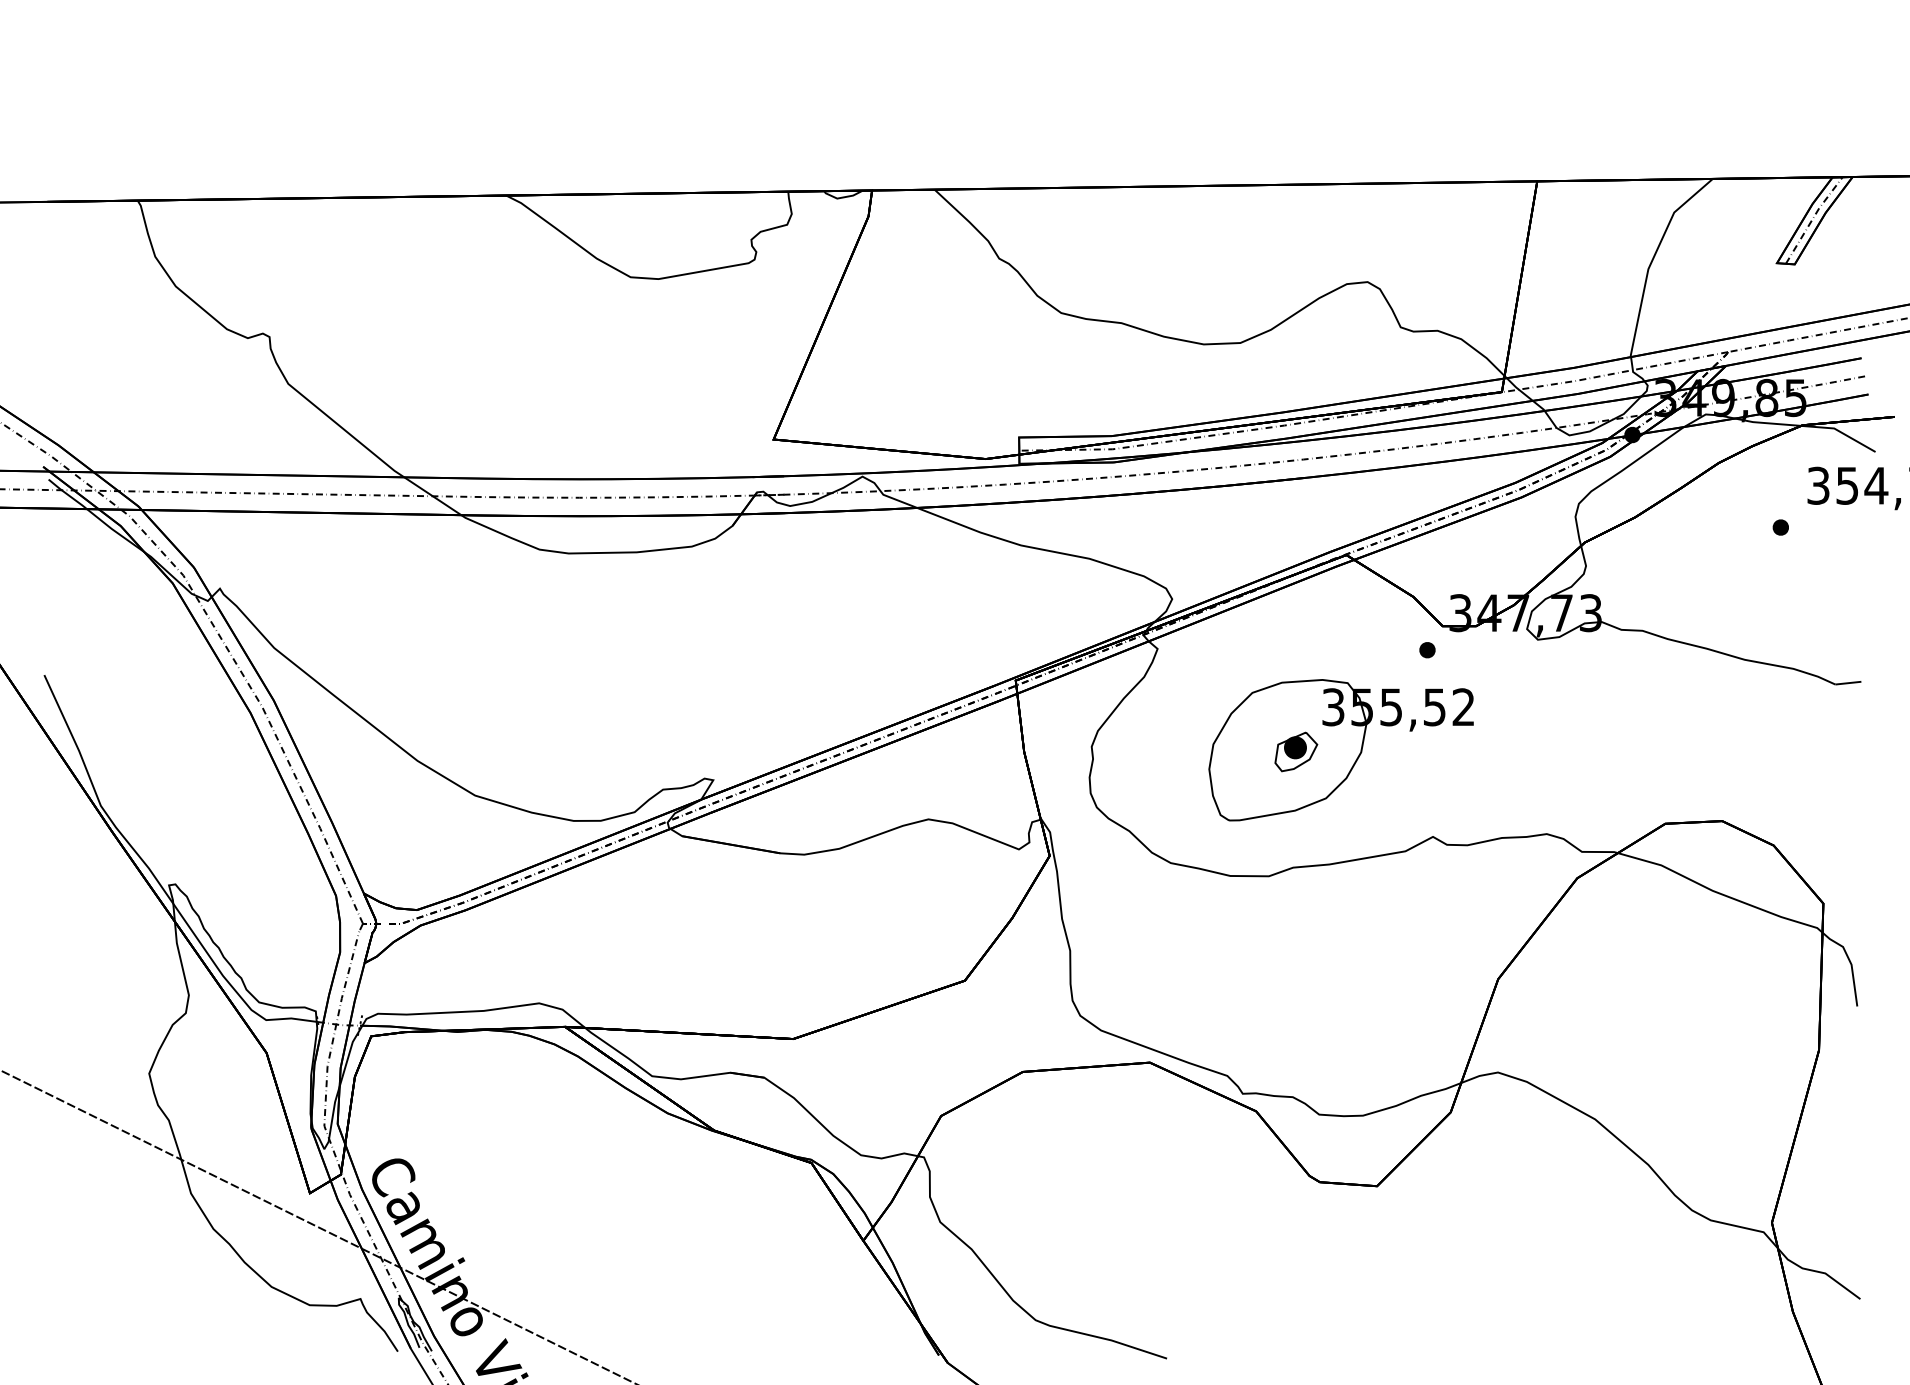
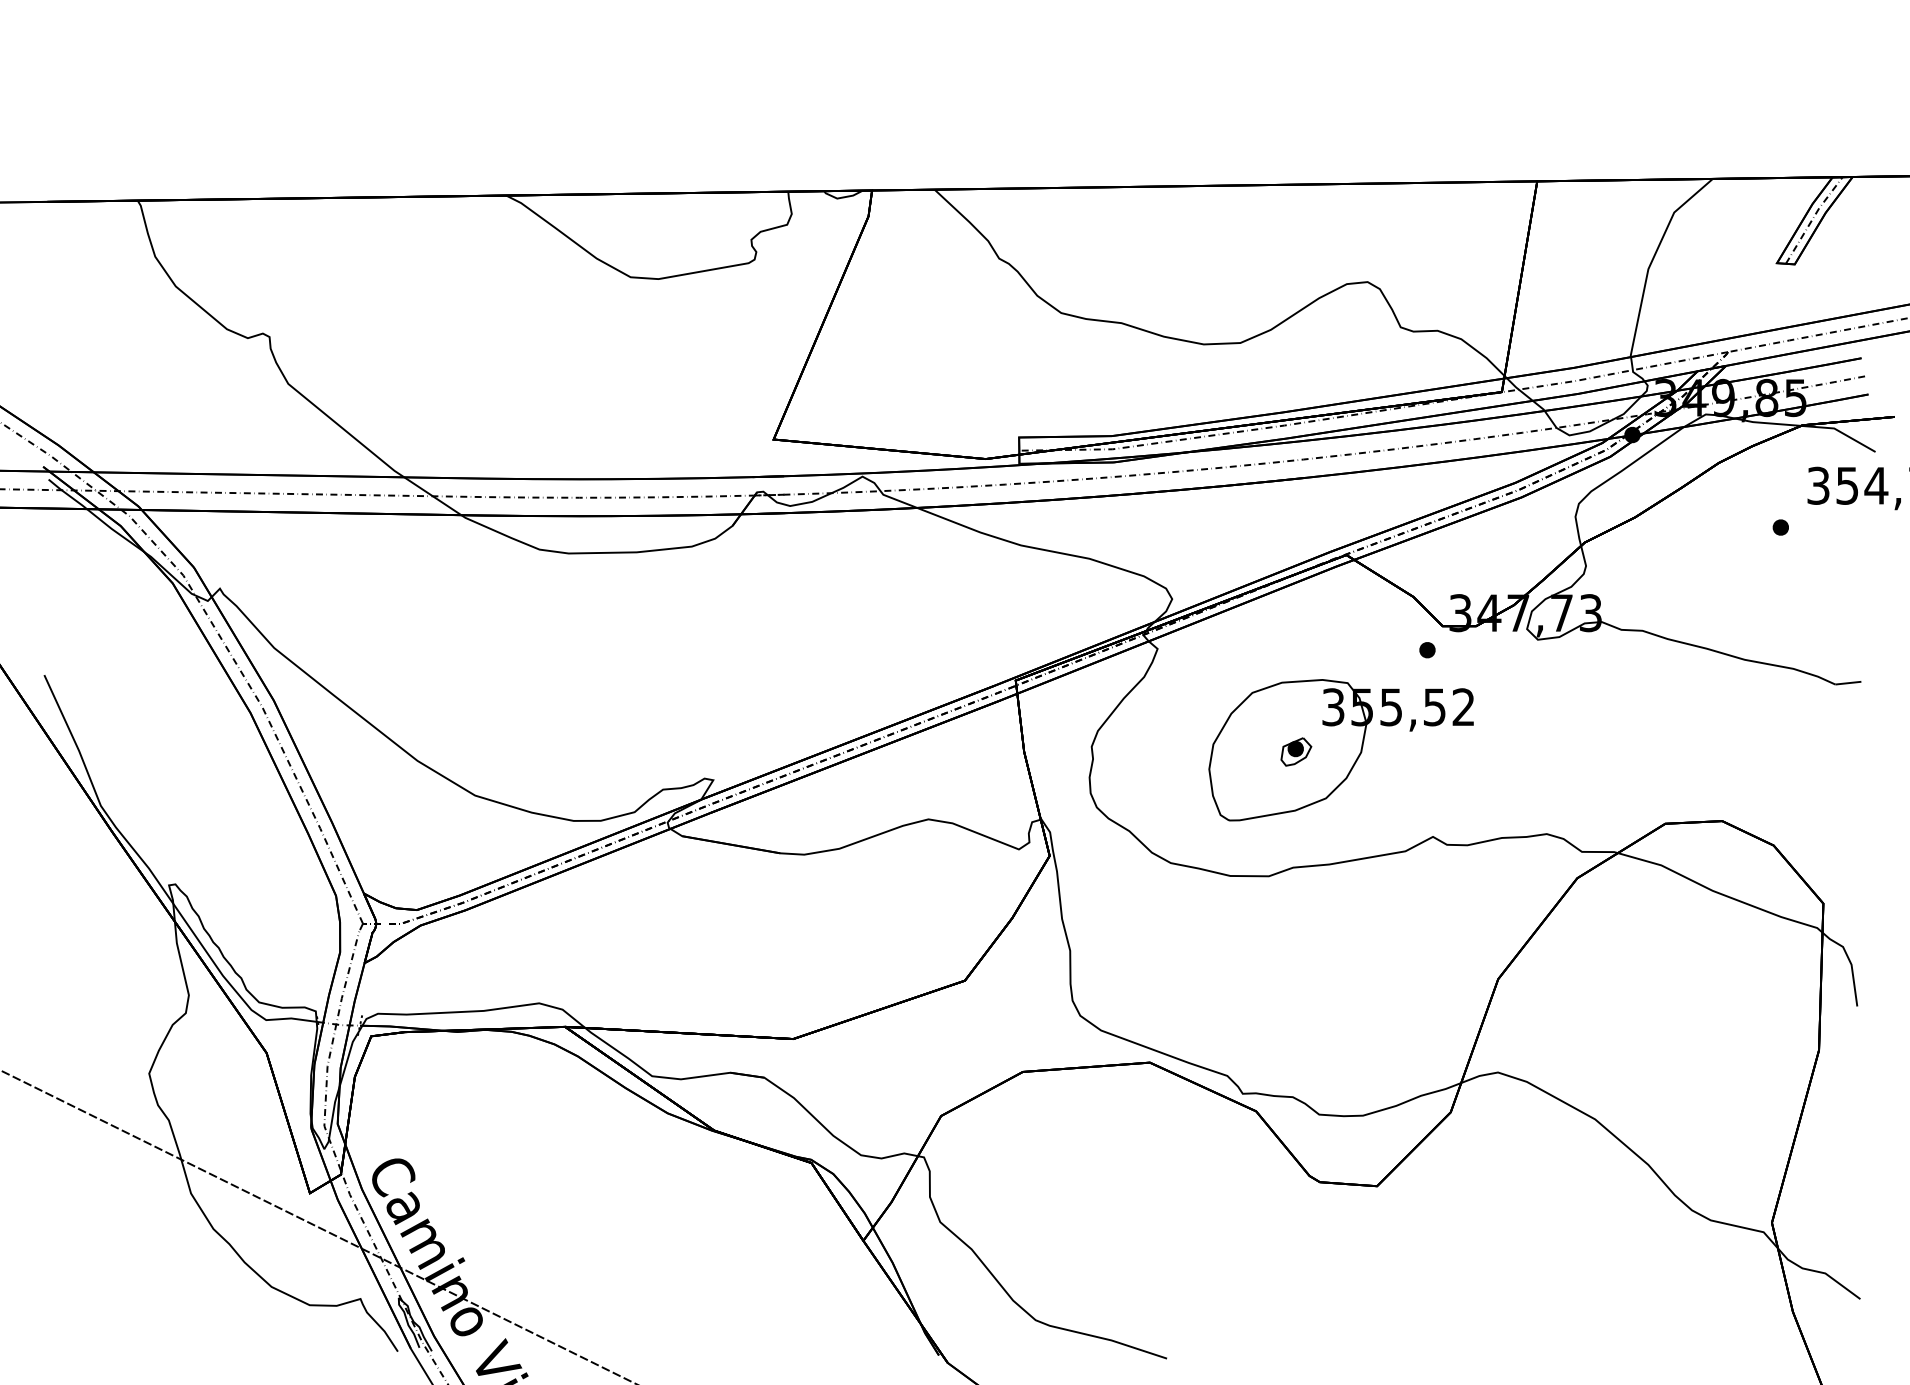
part size: 45x42 px -> 33x30 px (1296, 751)
